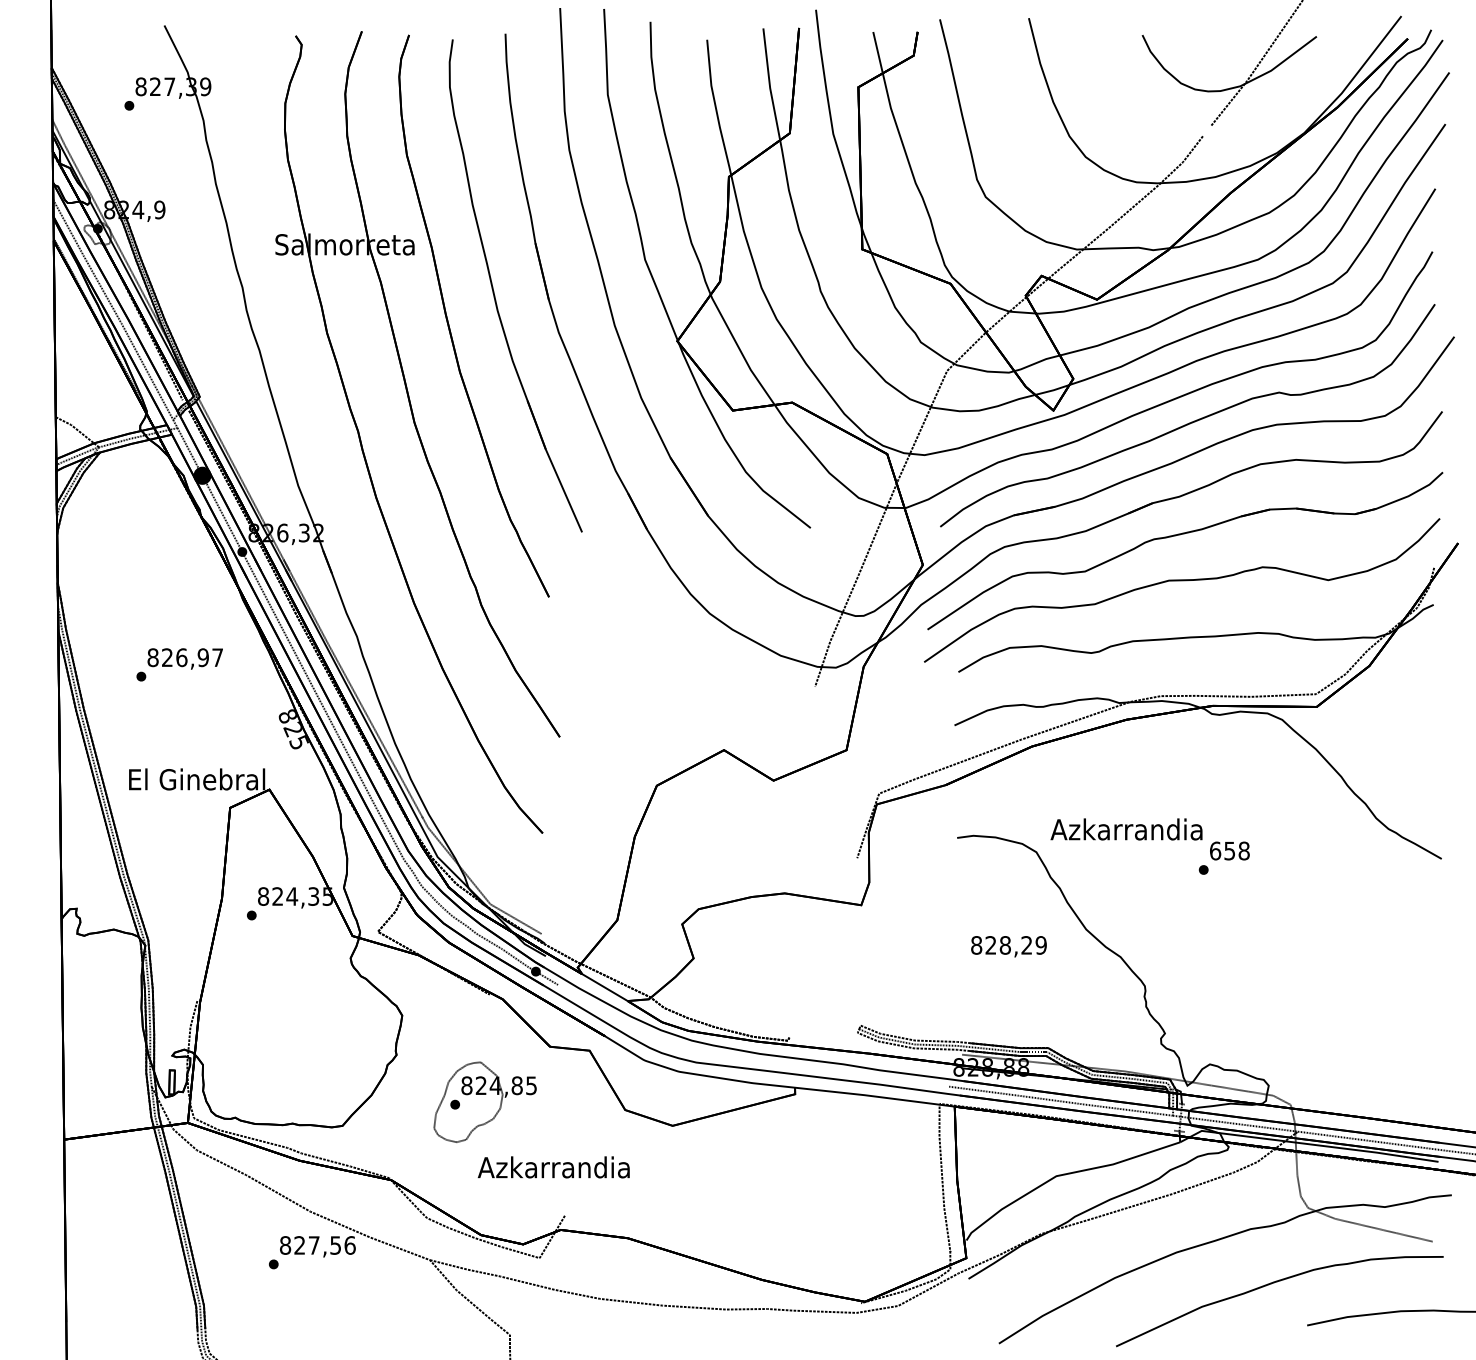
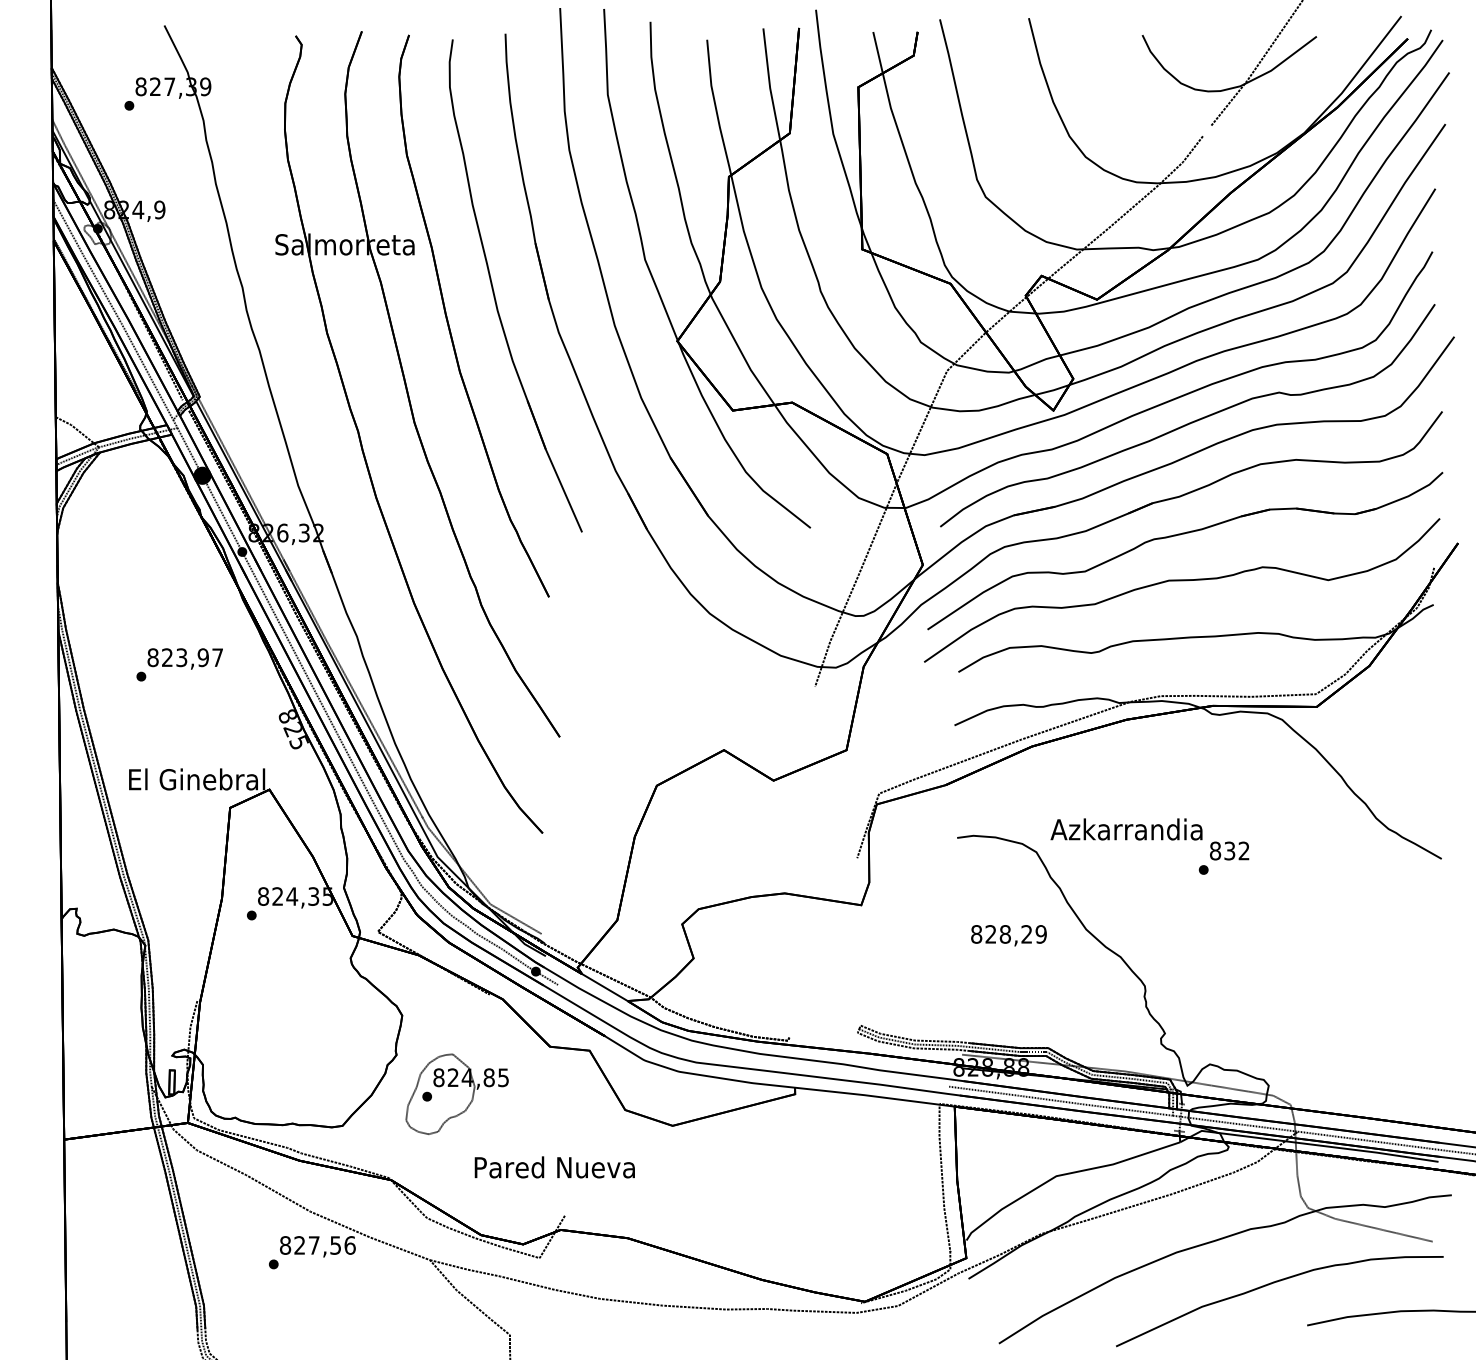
text: 826,97 -> 823,97 (181, 657)
text: 658 -> 832 (1229, 850)
text position: (1008, 946) -> (1008, 935) (1008, 935)
part position: (484, 1101) -> (456, 1093) (456, 1093)
text: Azkarrandia -> Pared Nueva (554, 1167)
